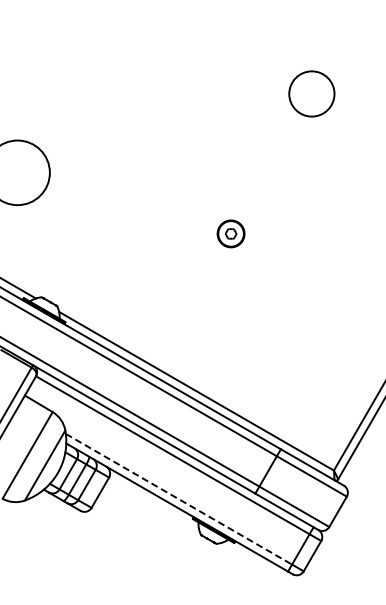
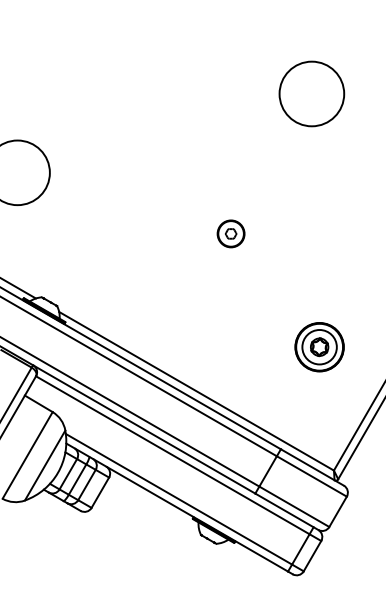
circle diameter: 45 px -> 65 px (311, 93)
part: none -> present (319, 347)
line: dashed -> solid (178, 499)
